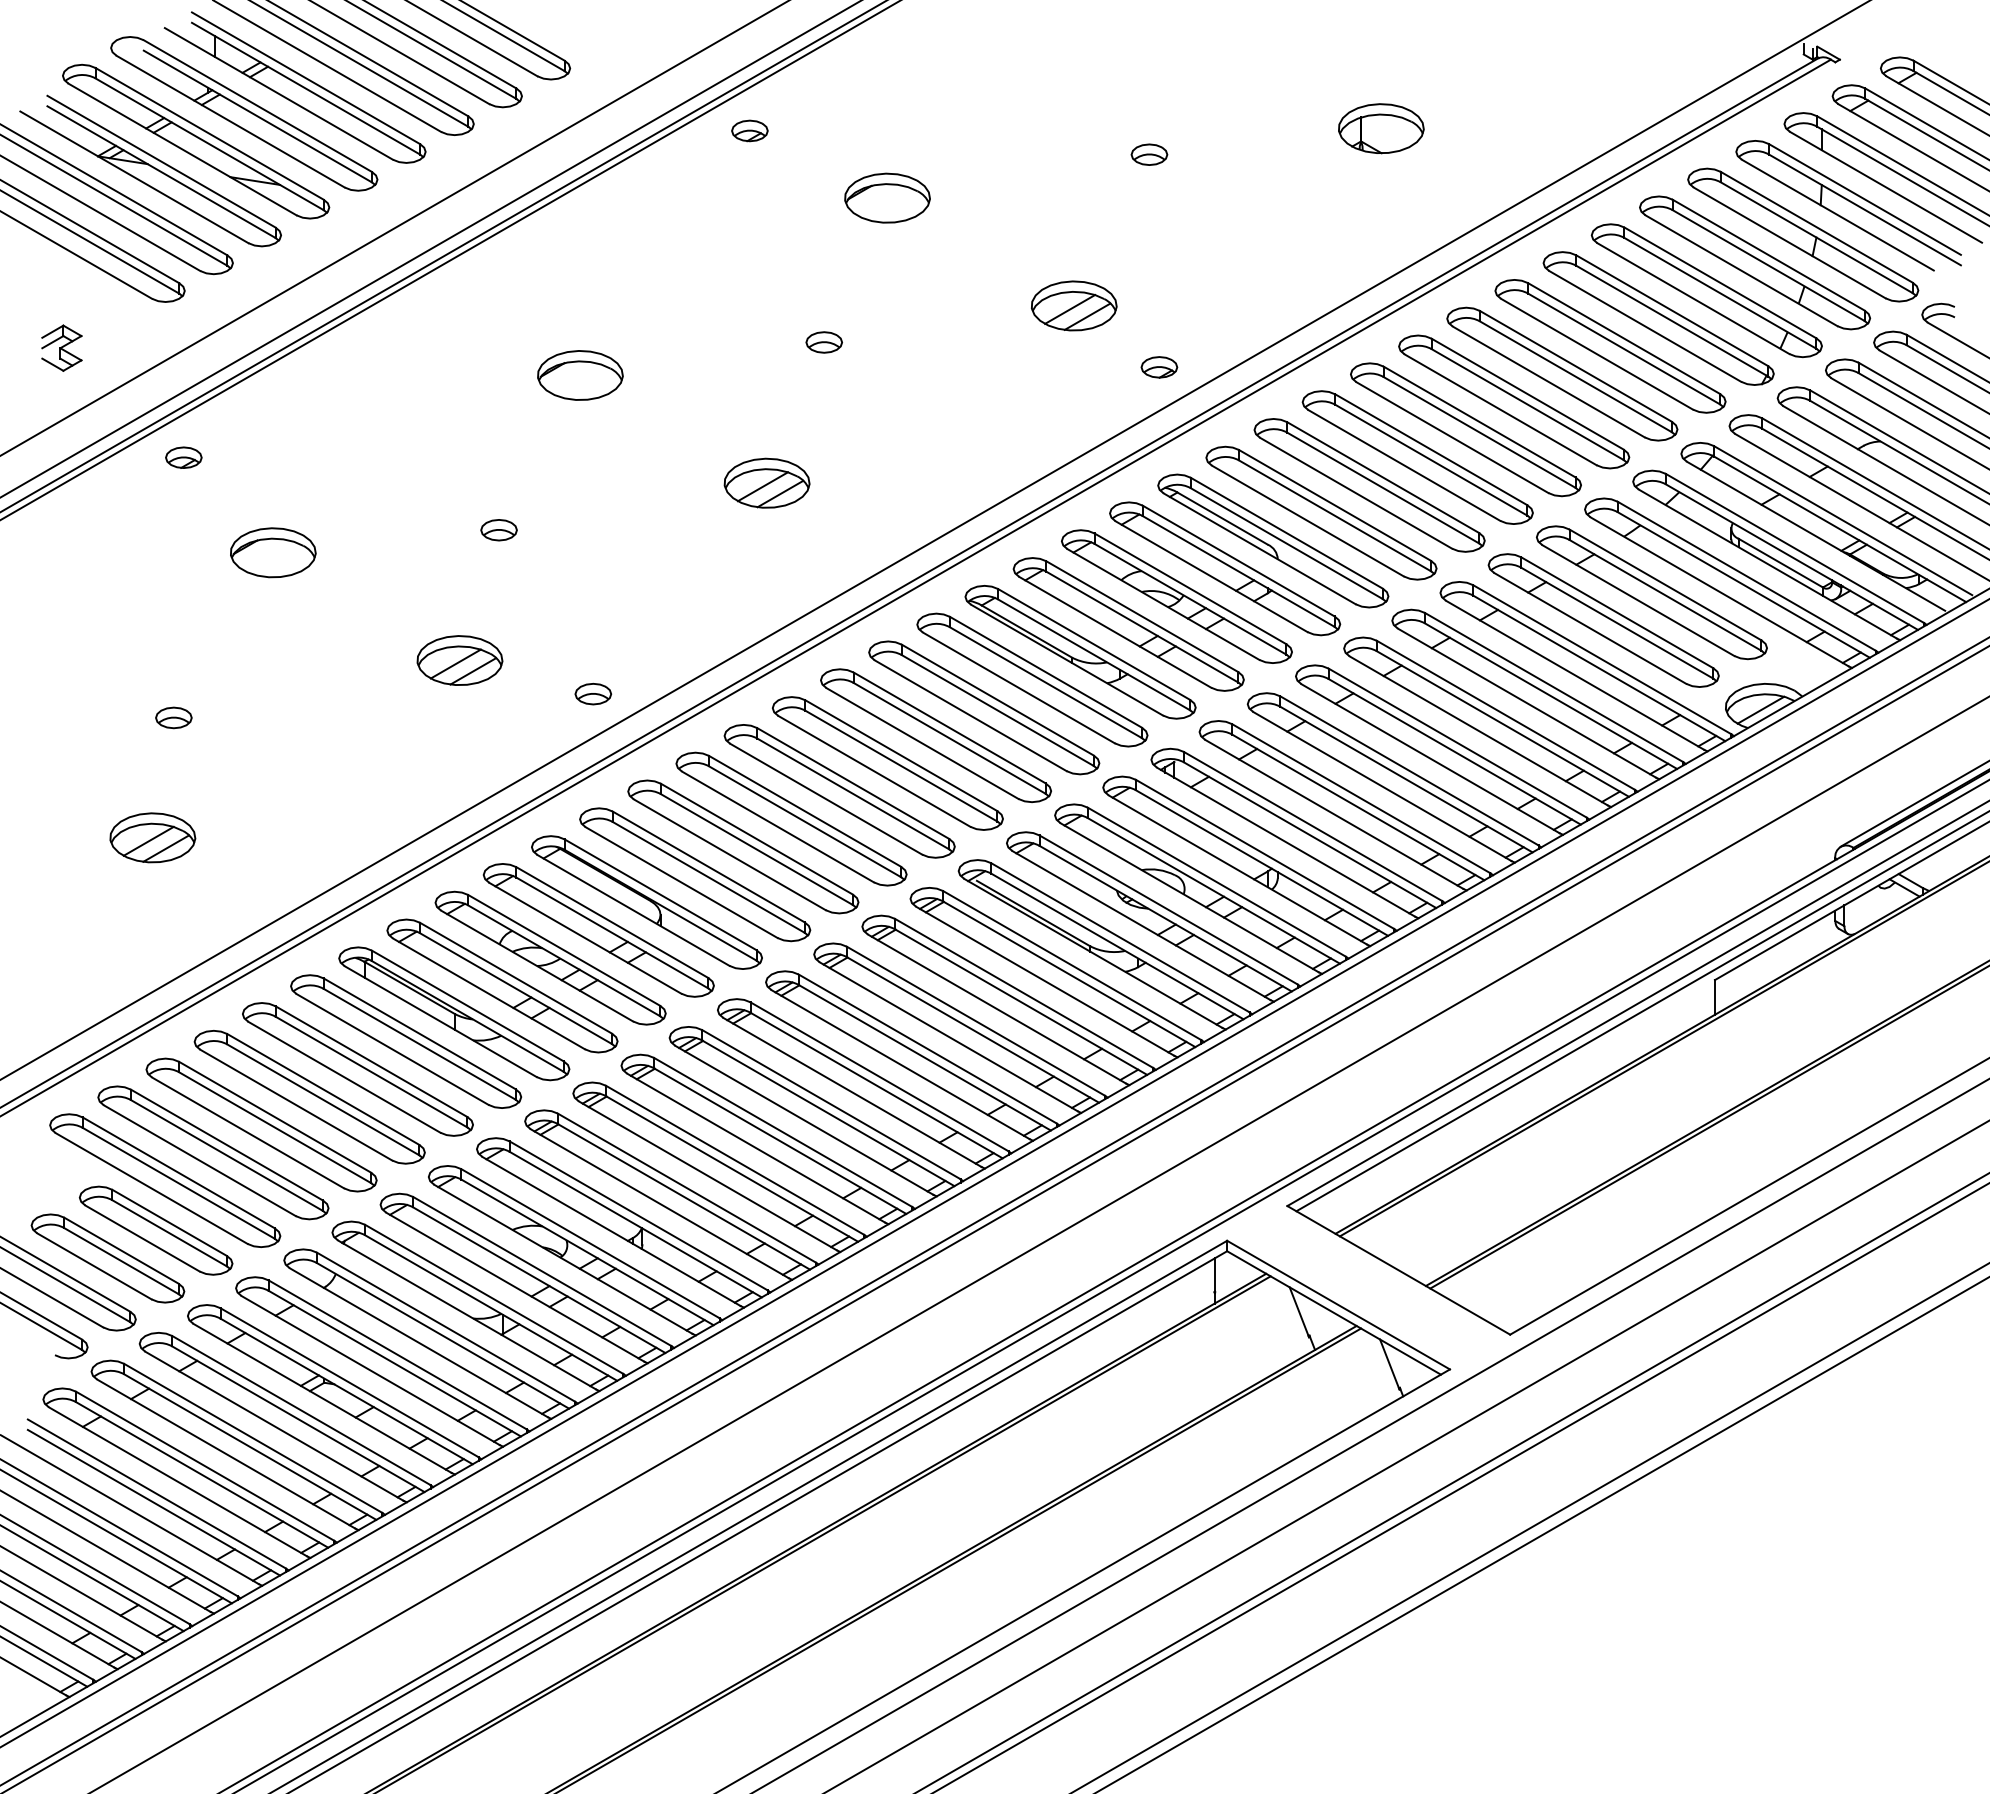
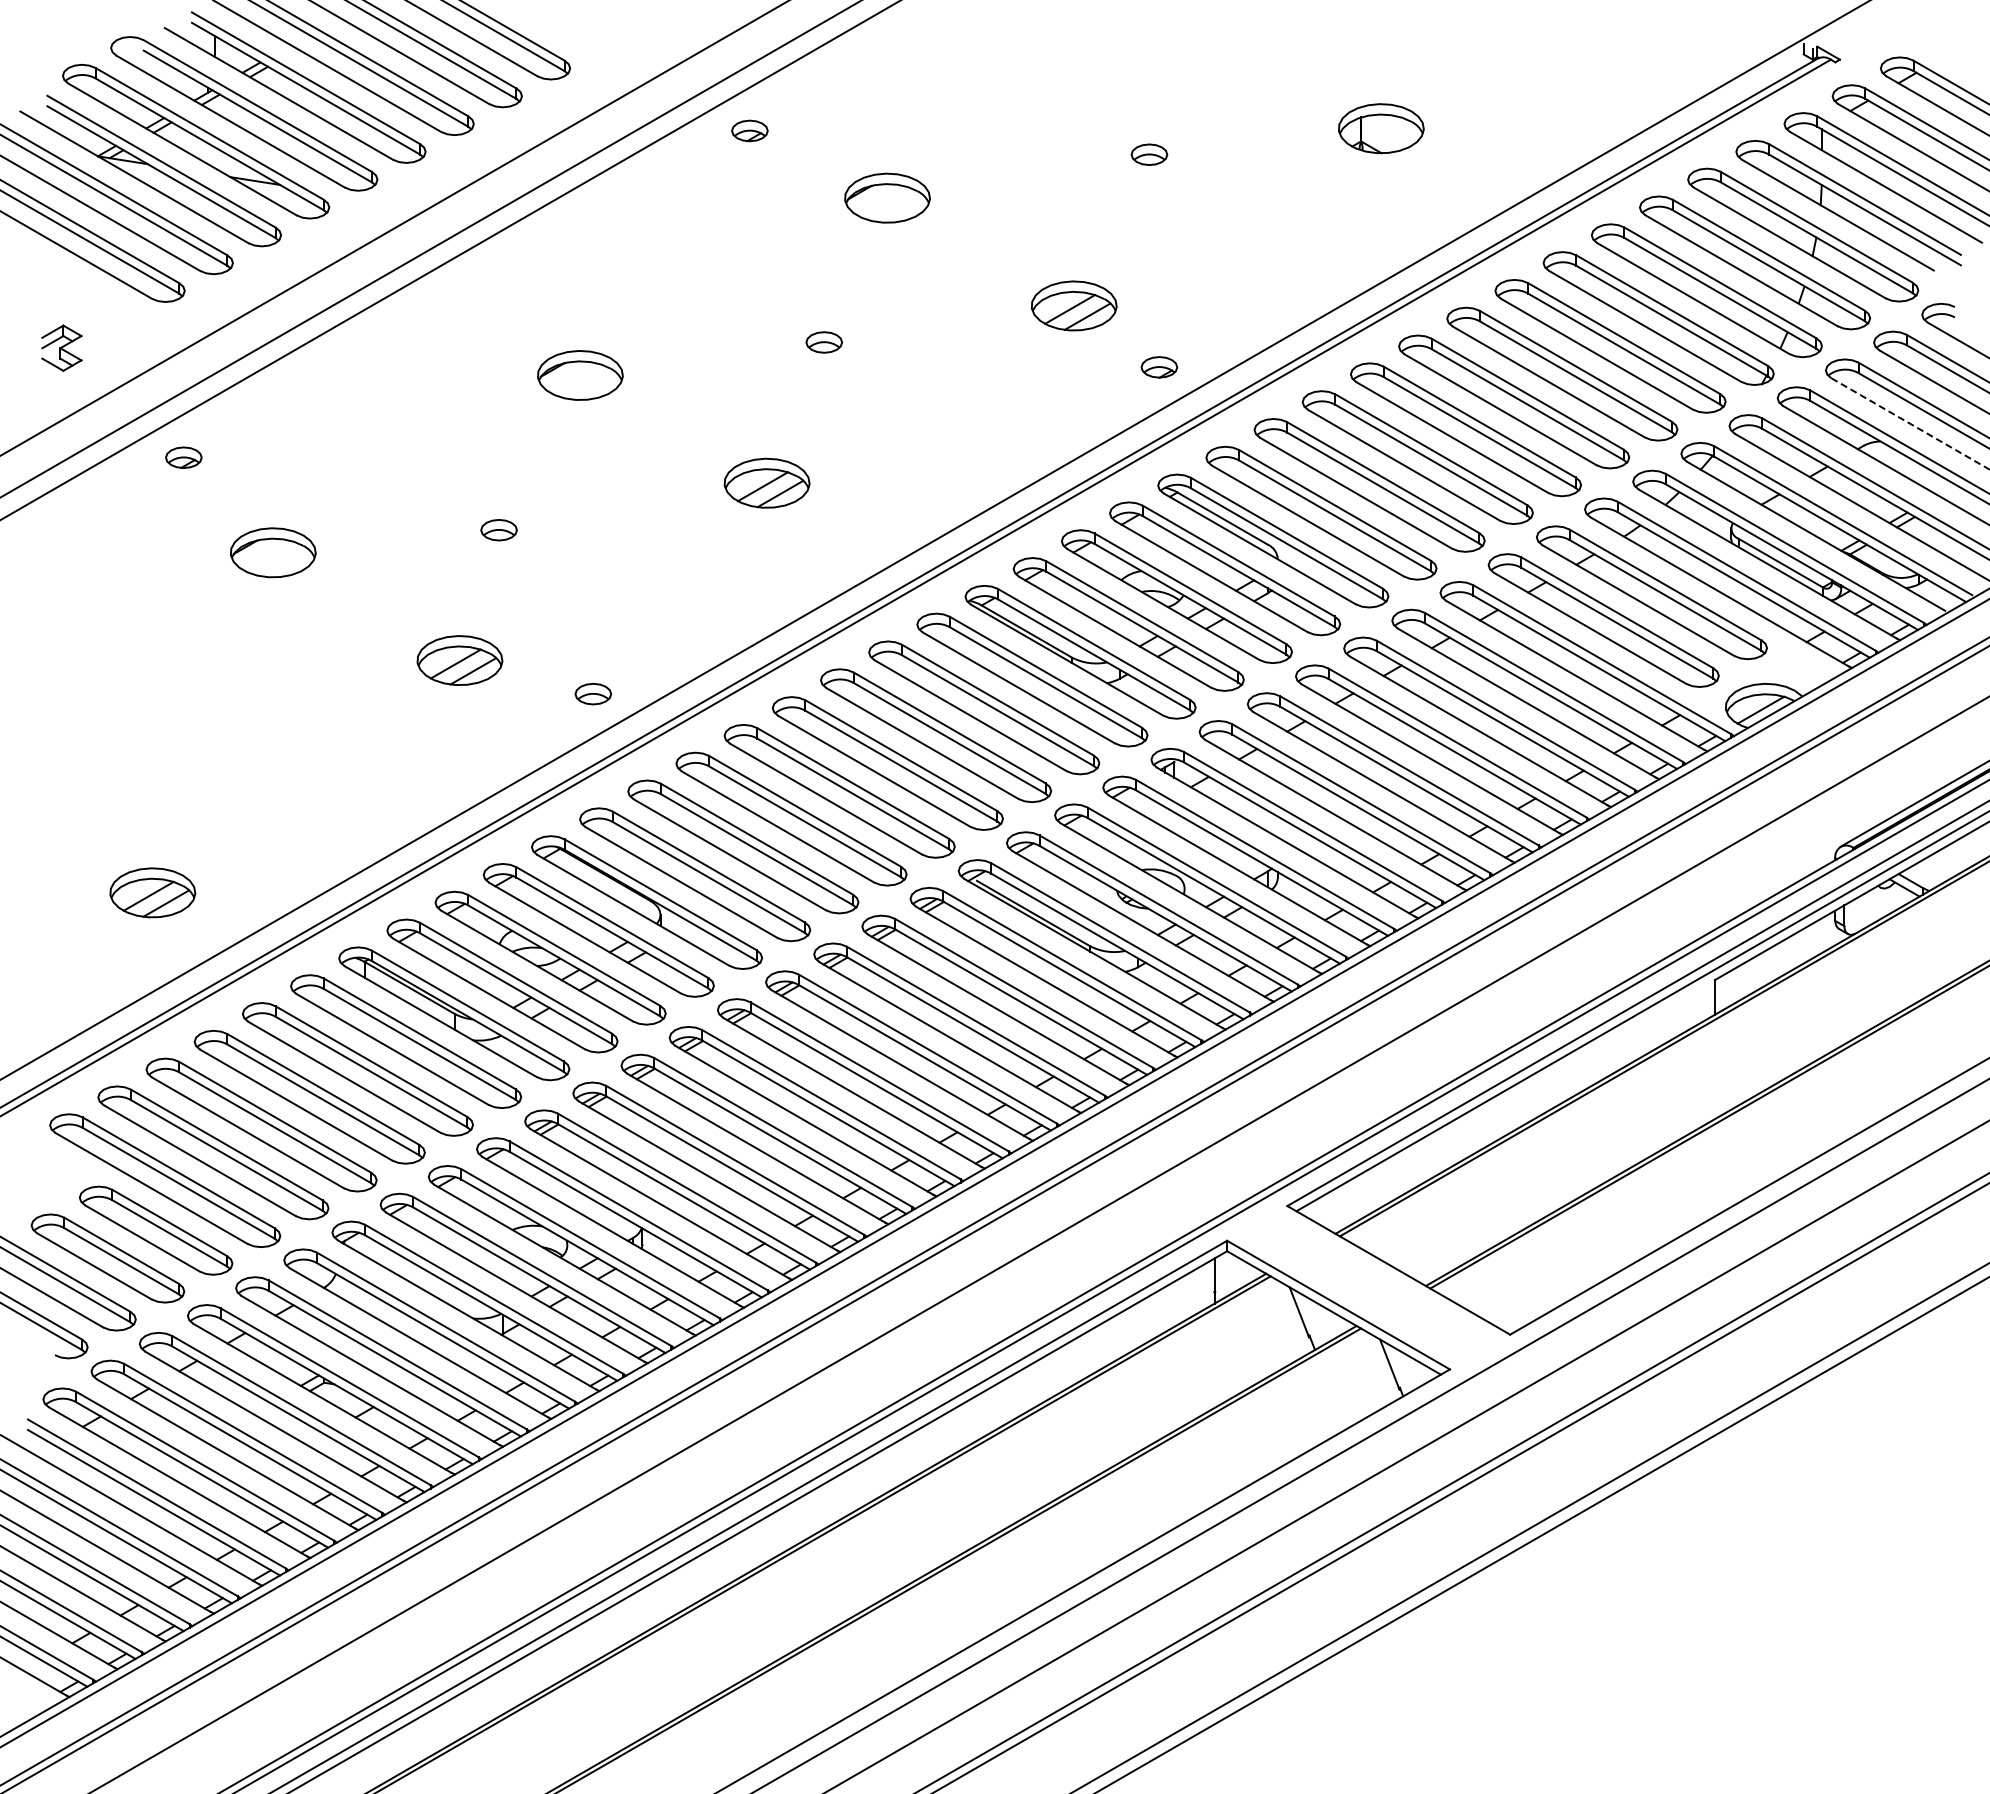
line: present -> none (442, 256)
line: solid -> dashed (1910, 424)
part: present -> none (173, 717)
part position: (152, 837) -> (152, 892) (152, 892)
